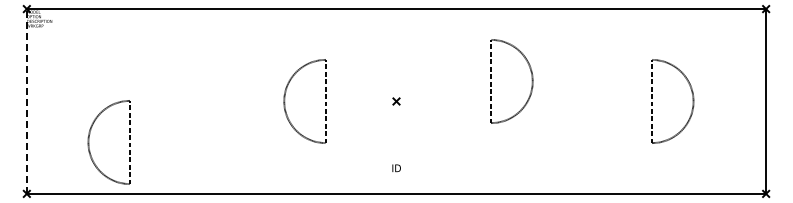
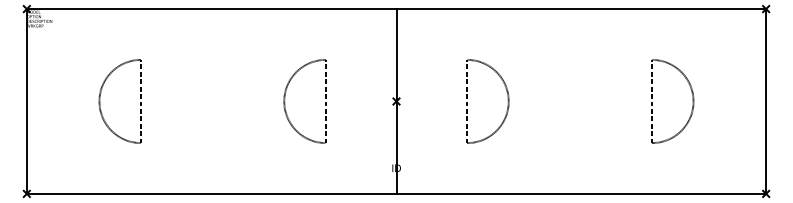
part position: (531, 81) -> (507, 101) (507, 101)
line: dashed -> solid (26, 101)
line: none -> present (396, 101)
part position: (89, 142) -> (100, 101) (100, 101)
